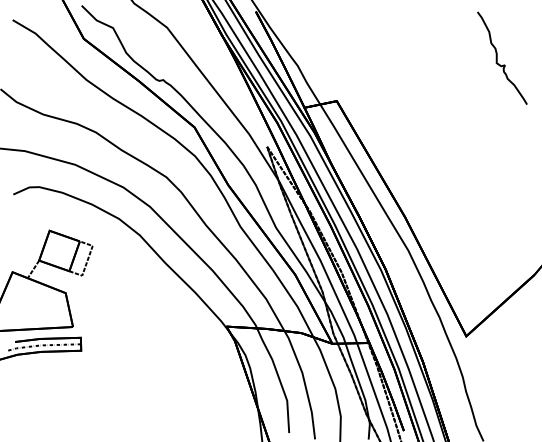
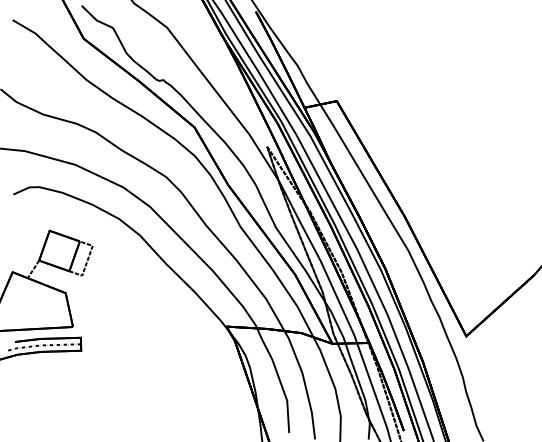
curve: present -> none (497, 57)
